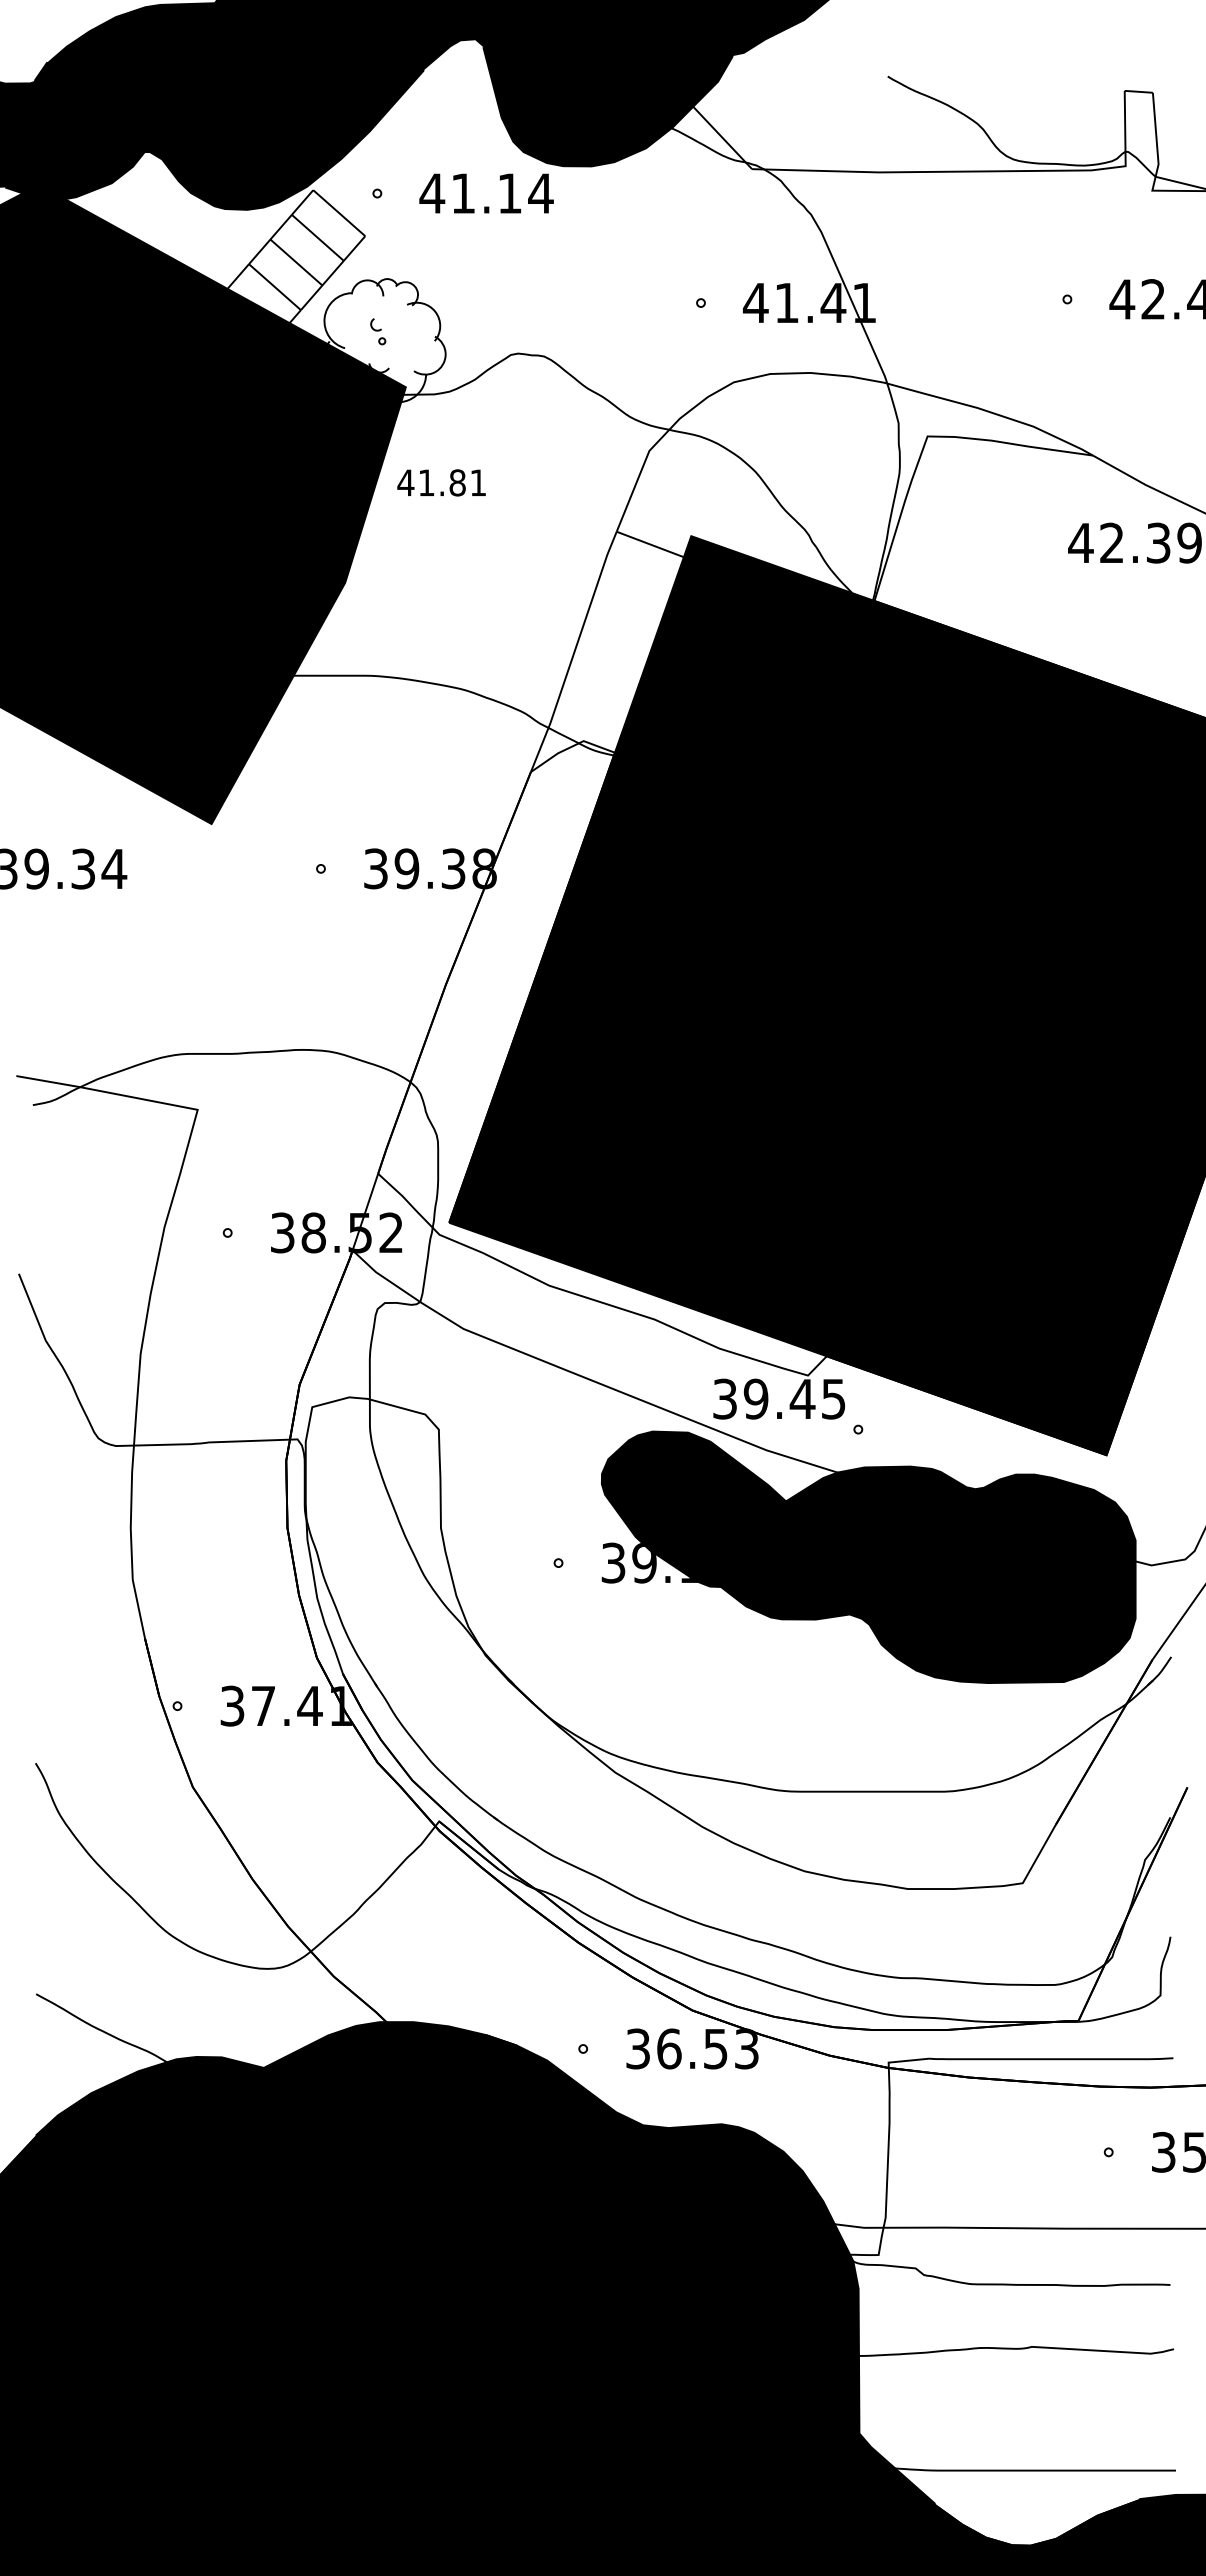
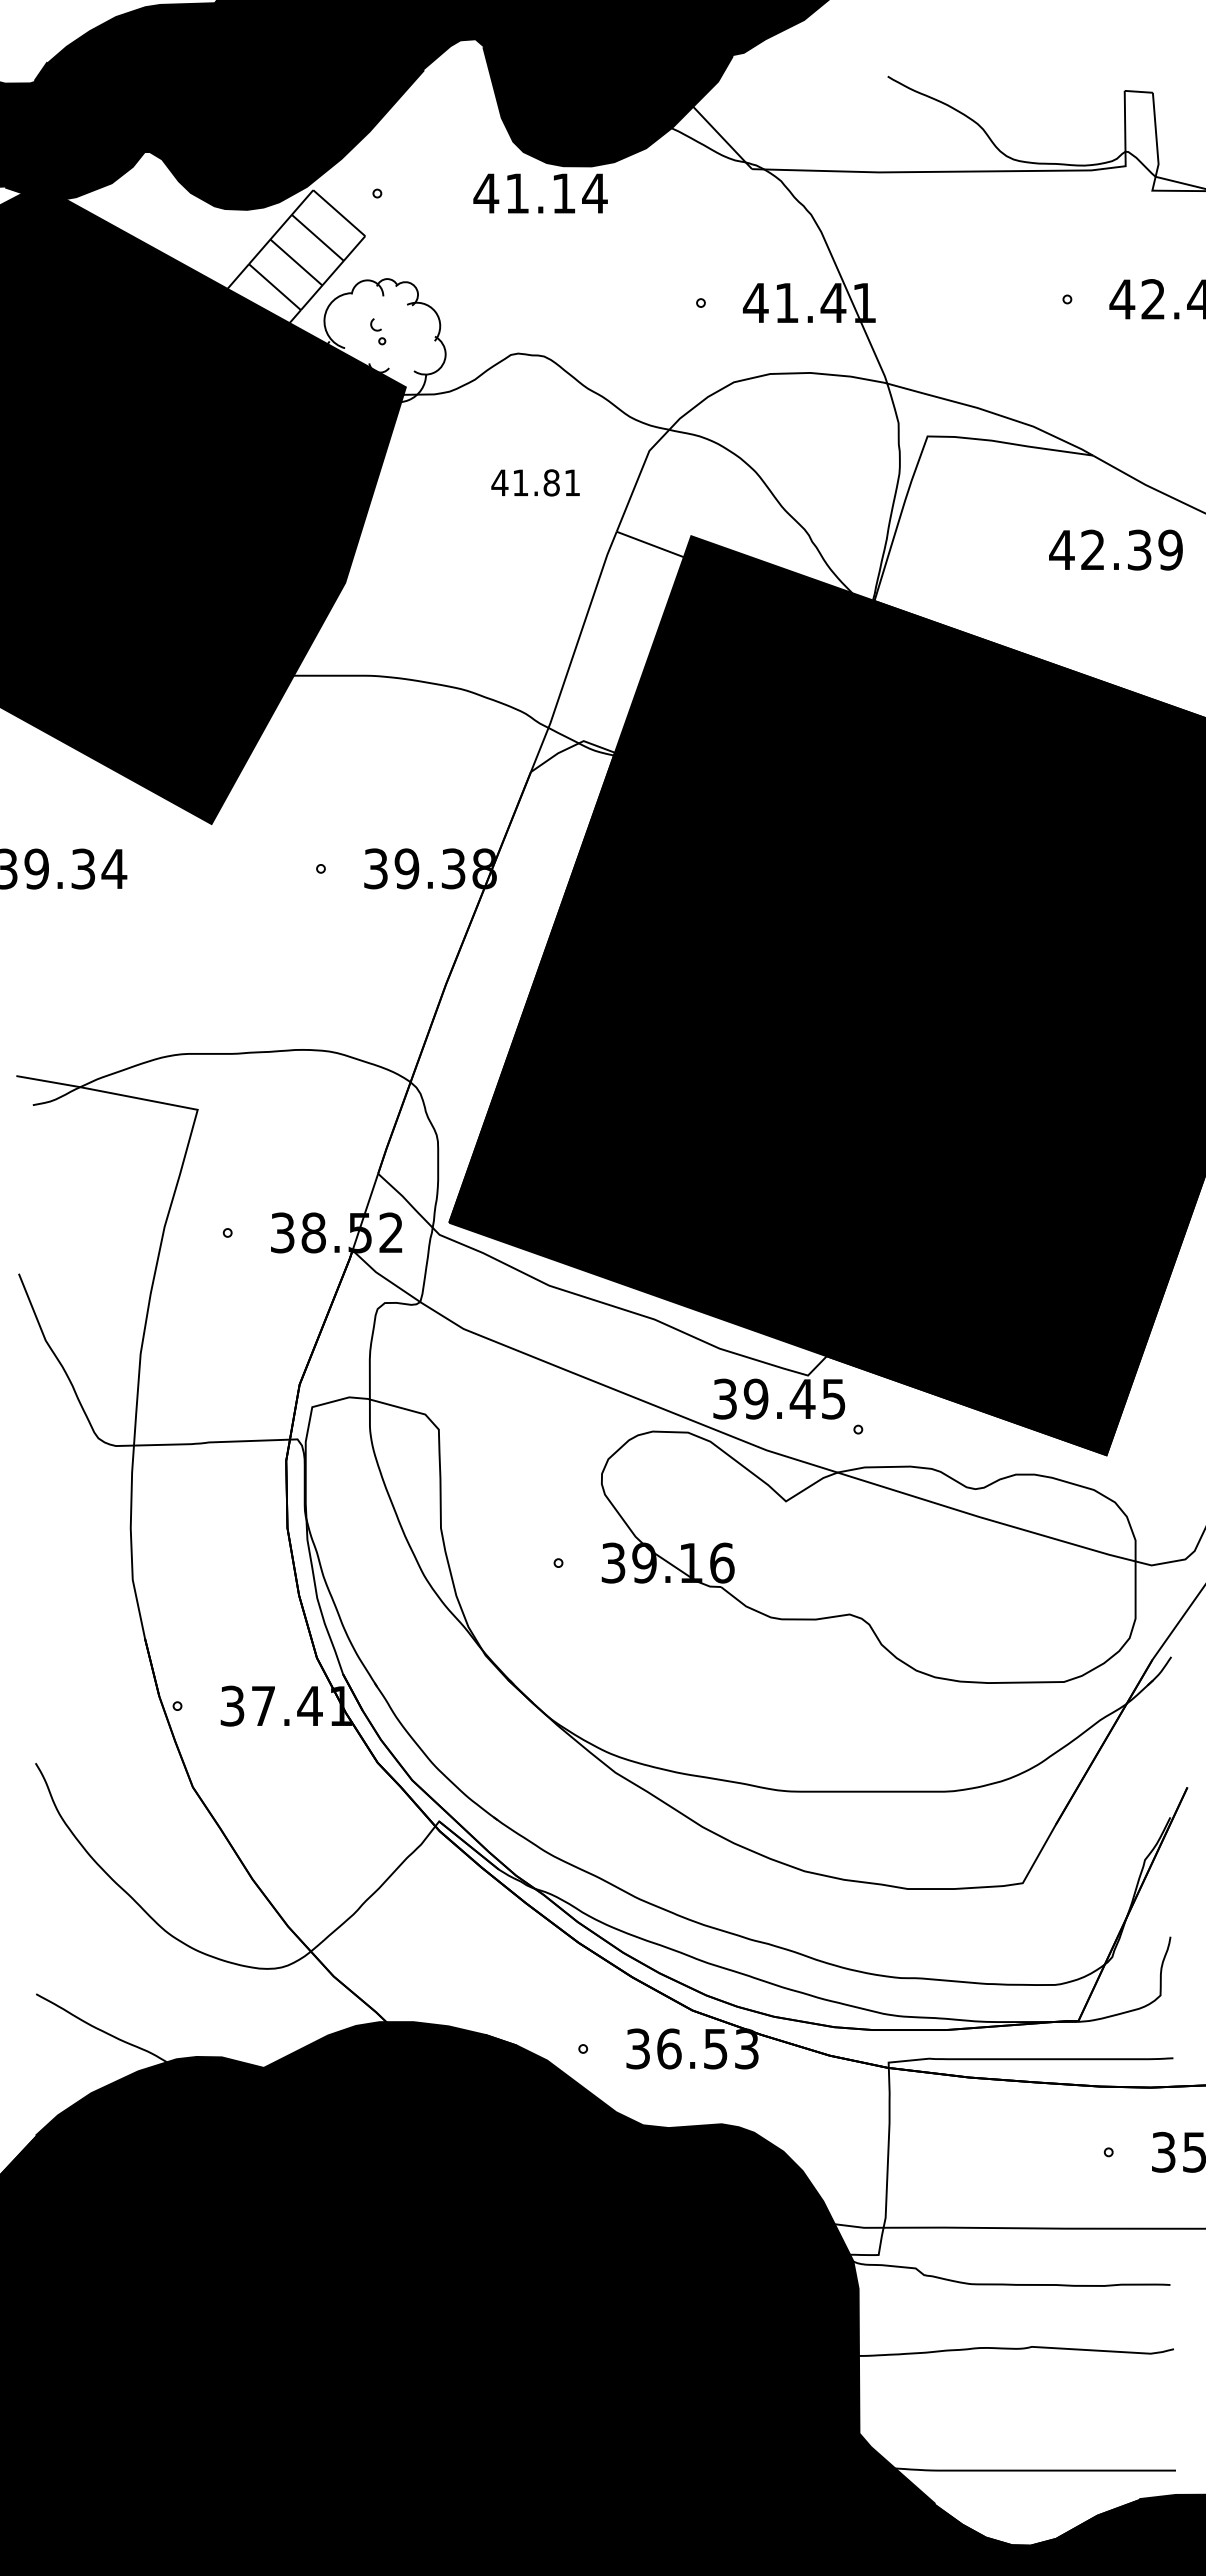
text position: (486, 193) -> (540, 193) (540, 193)
text position: (441, 482) -> (535, 482) (535, 482)
text position: (1134, 542) -> (1115, 549) (1115, 549)
fill: present -> none (868, 1557)
